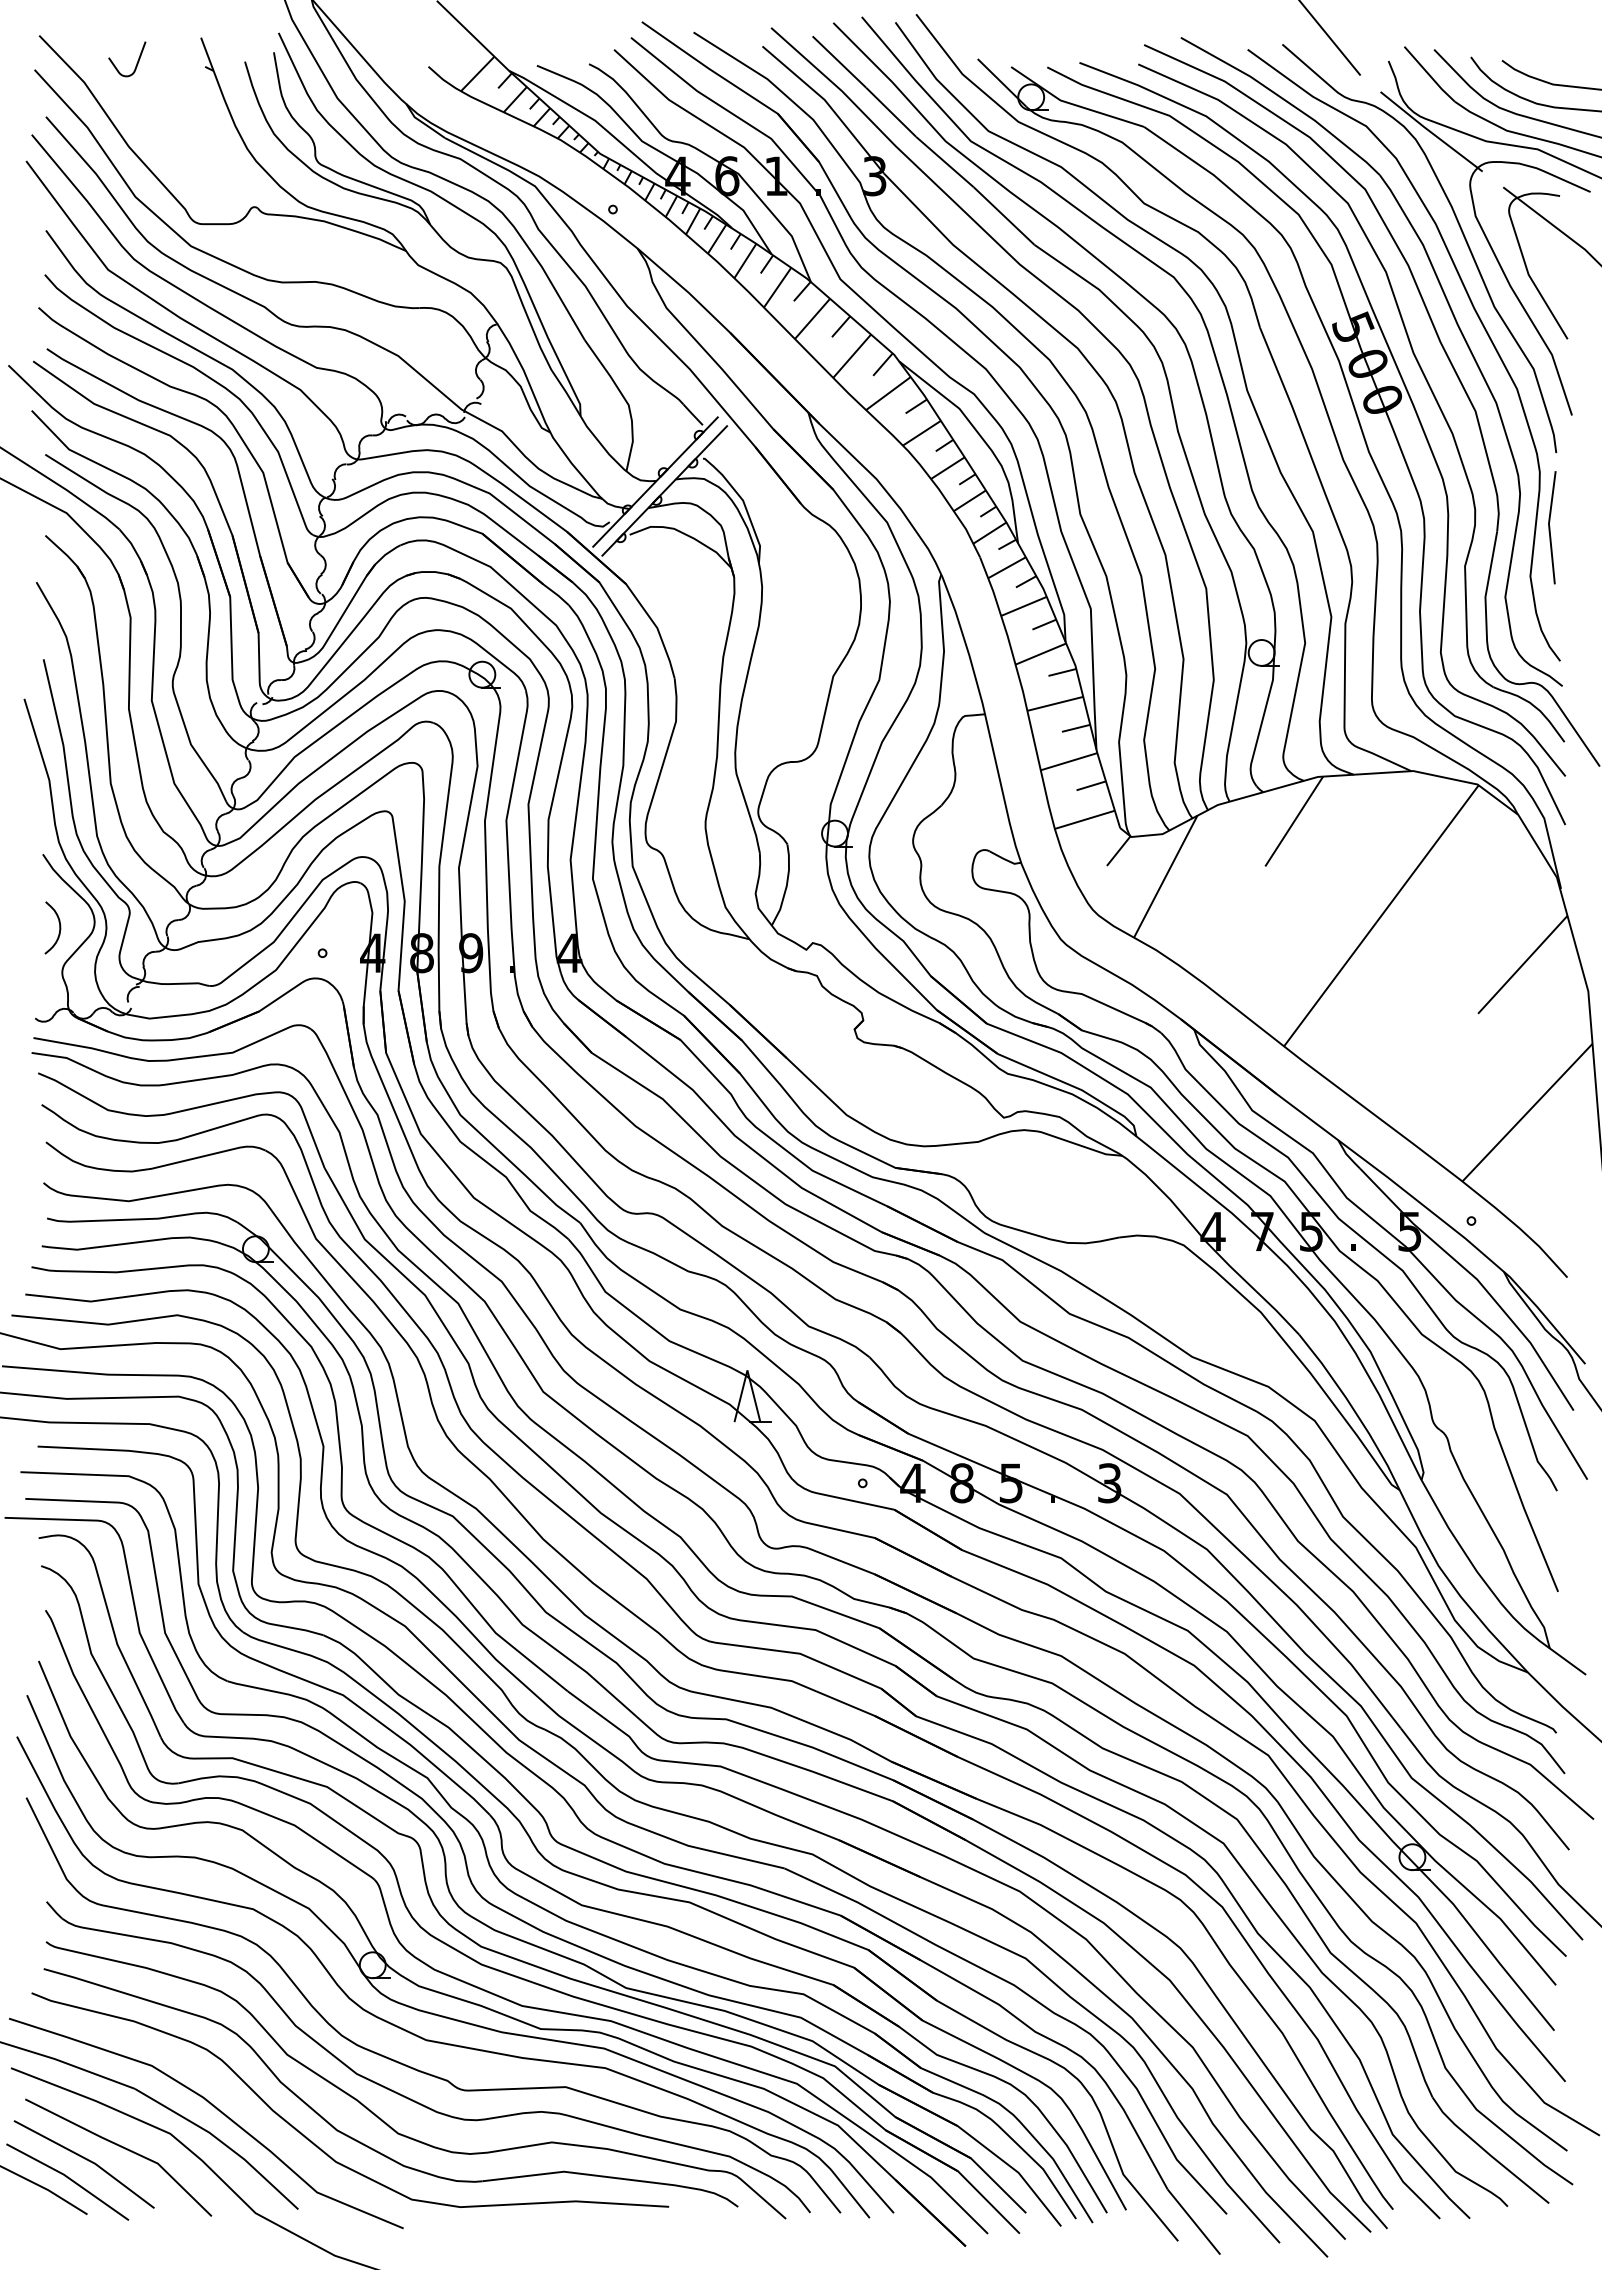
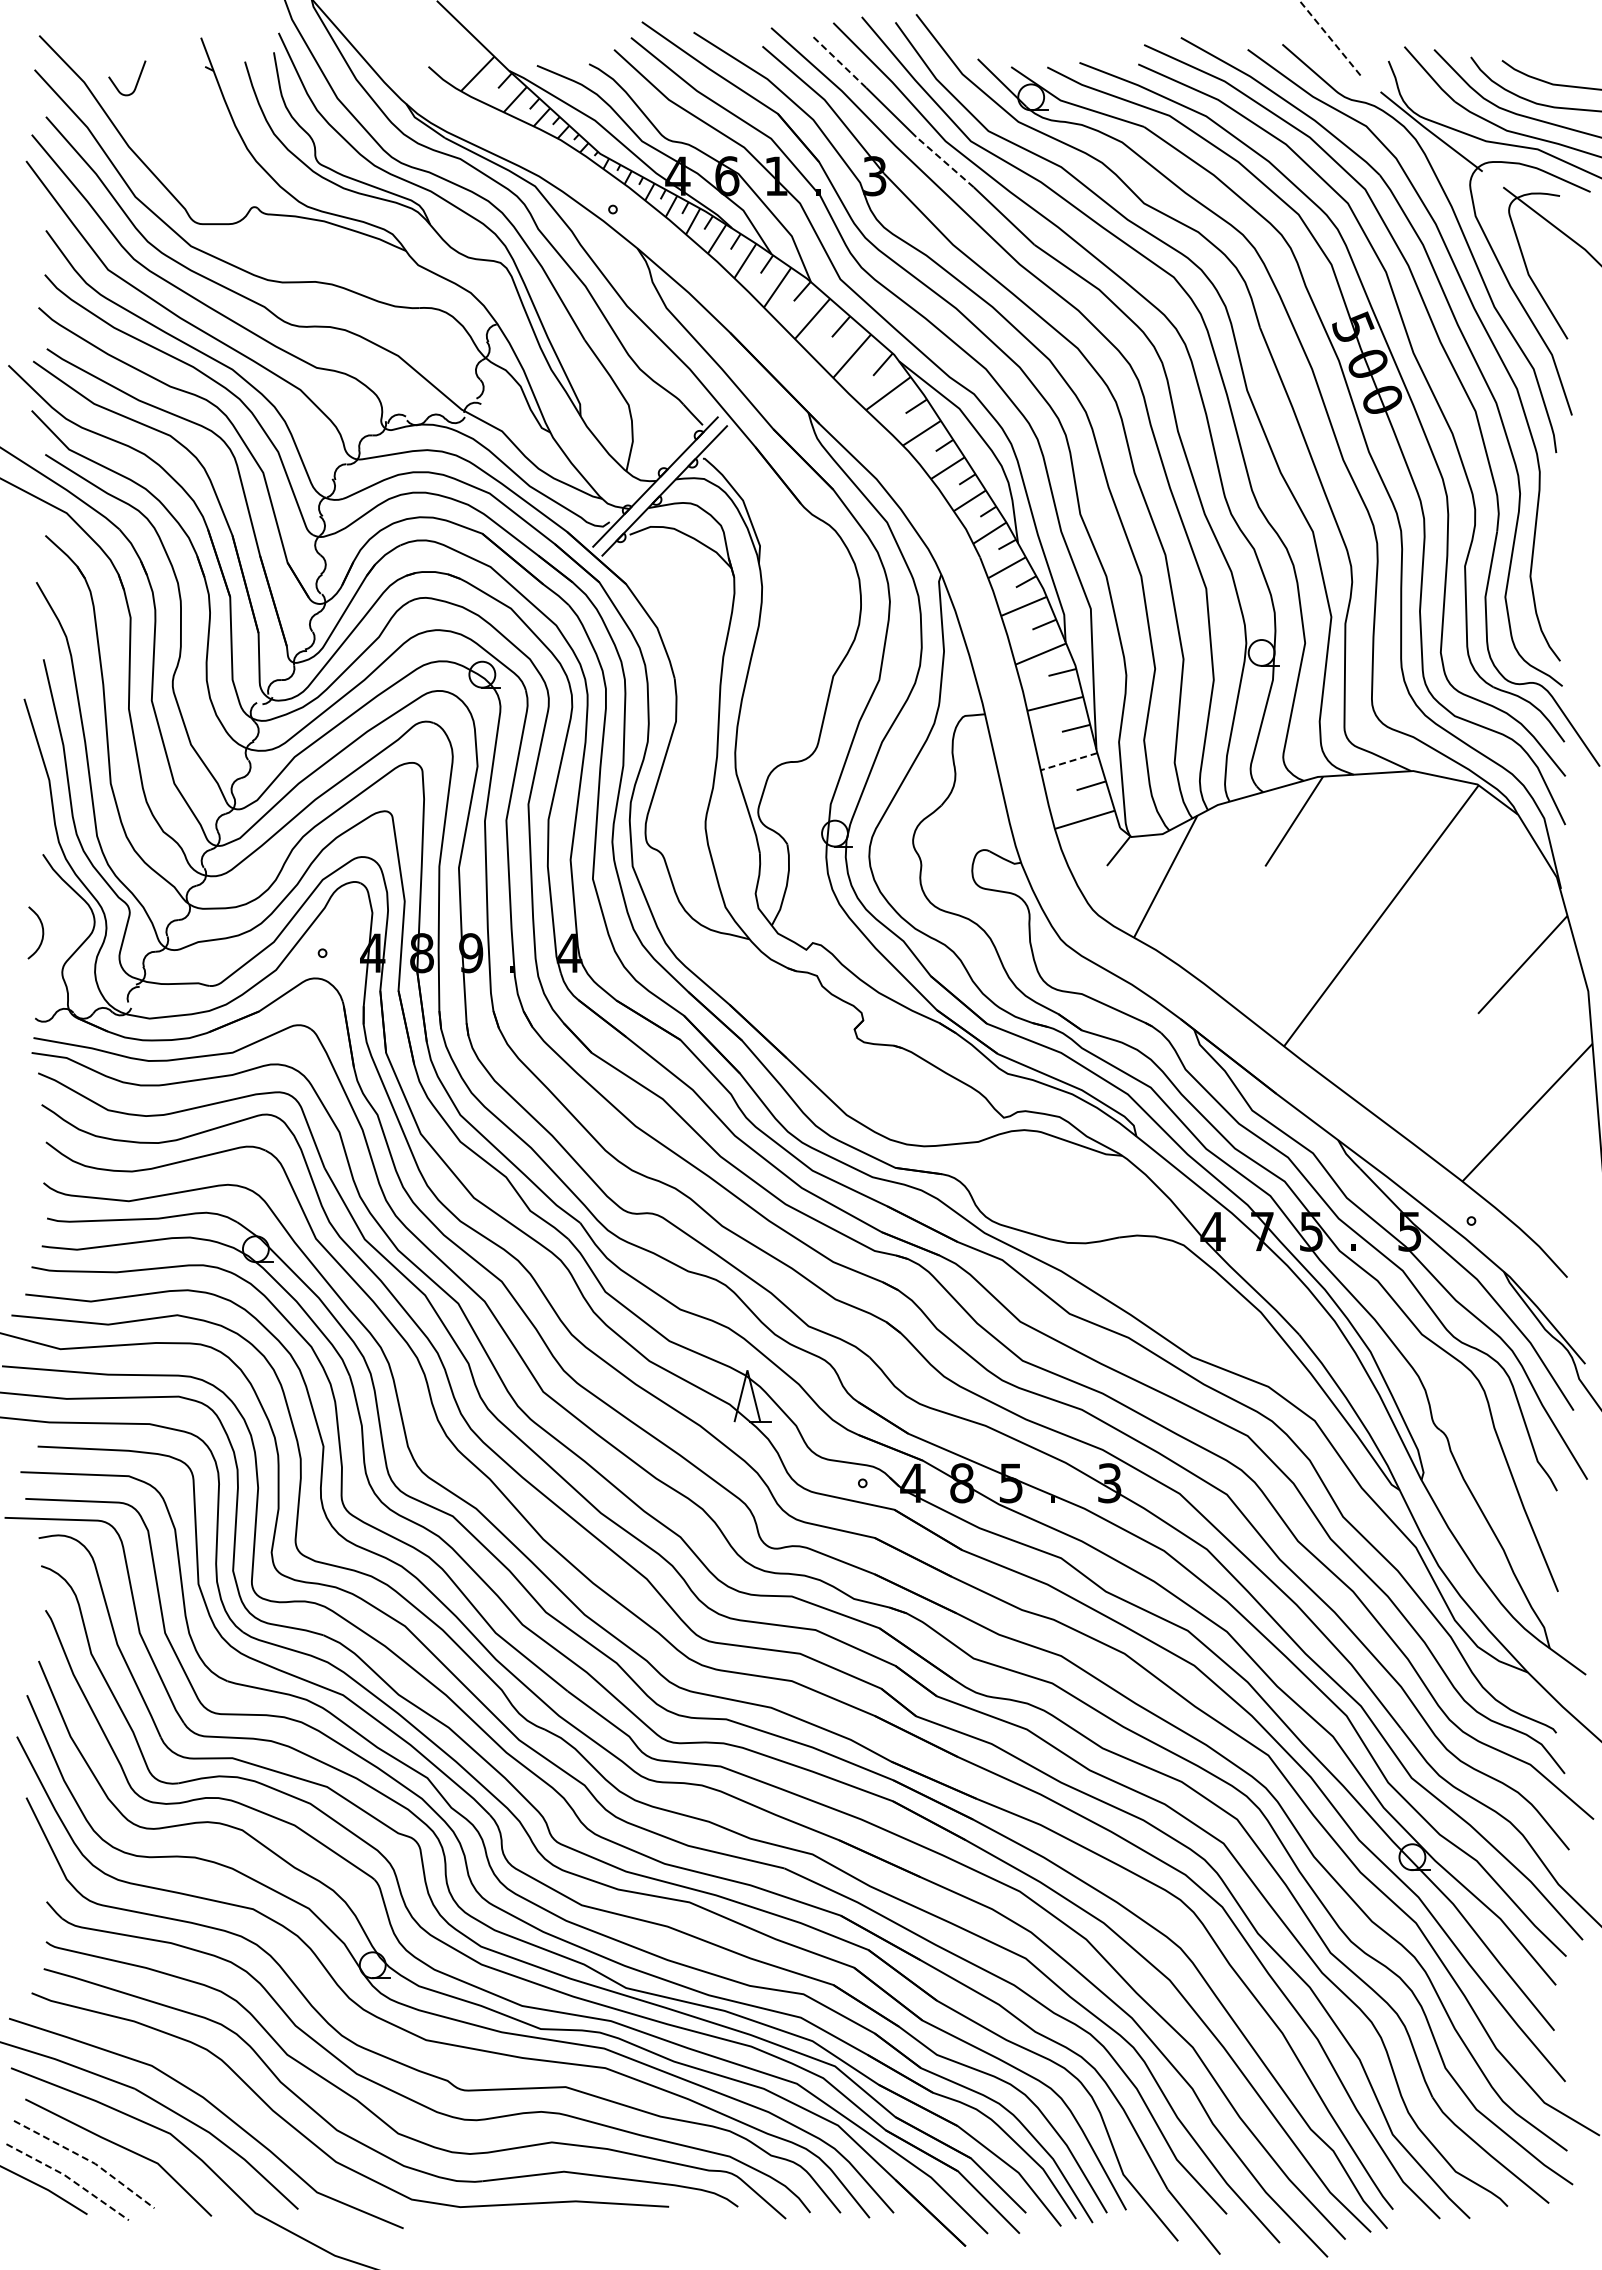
line: solid -> dashed (1329, 37)
line: solid -> dashed (839, 61)
curve position: (136, 63) -> (136, 82) (136, 82)
line: solid -> dashed (944, 161)
line: present -> none (1550, 527)
line: solid -> dashed (1069, 761)
curve position: (59, 927) -> (42, 932) (42, 932)
line: solid -> dashed (88, 2160)
line: solid -> dashed (69, 2178)
